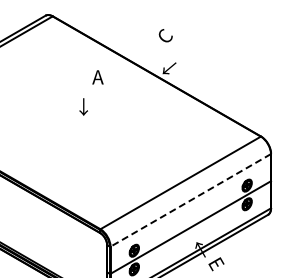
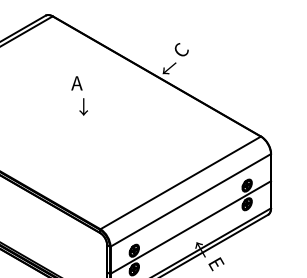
text position: (165, 35) -> (181, 49) (181, 49)
text position: (97, 77) -> (76, 83) (76, 83)
line: dashed -> solid (190, 200)
